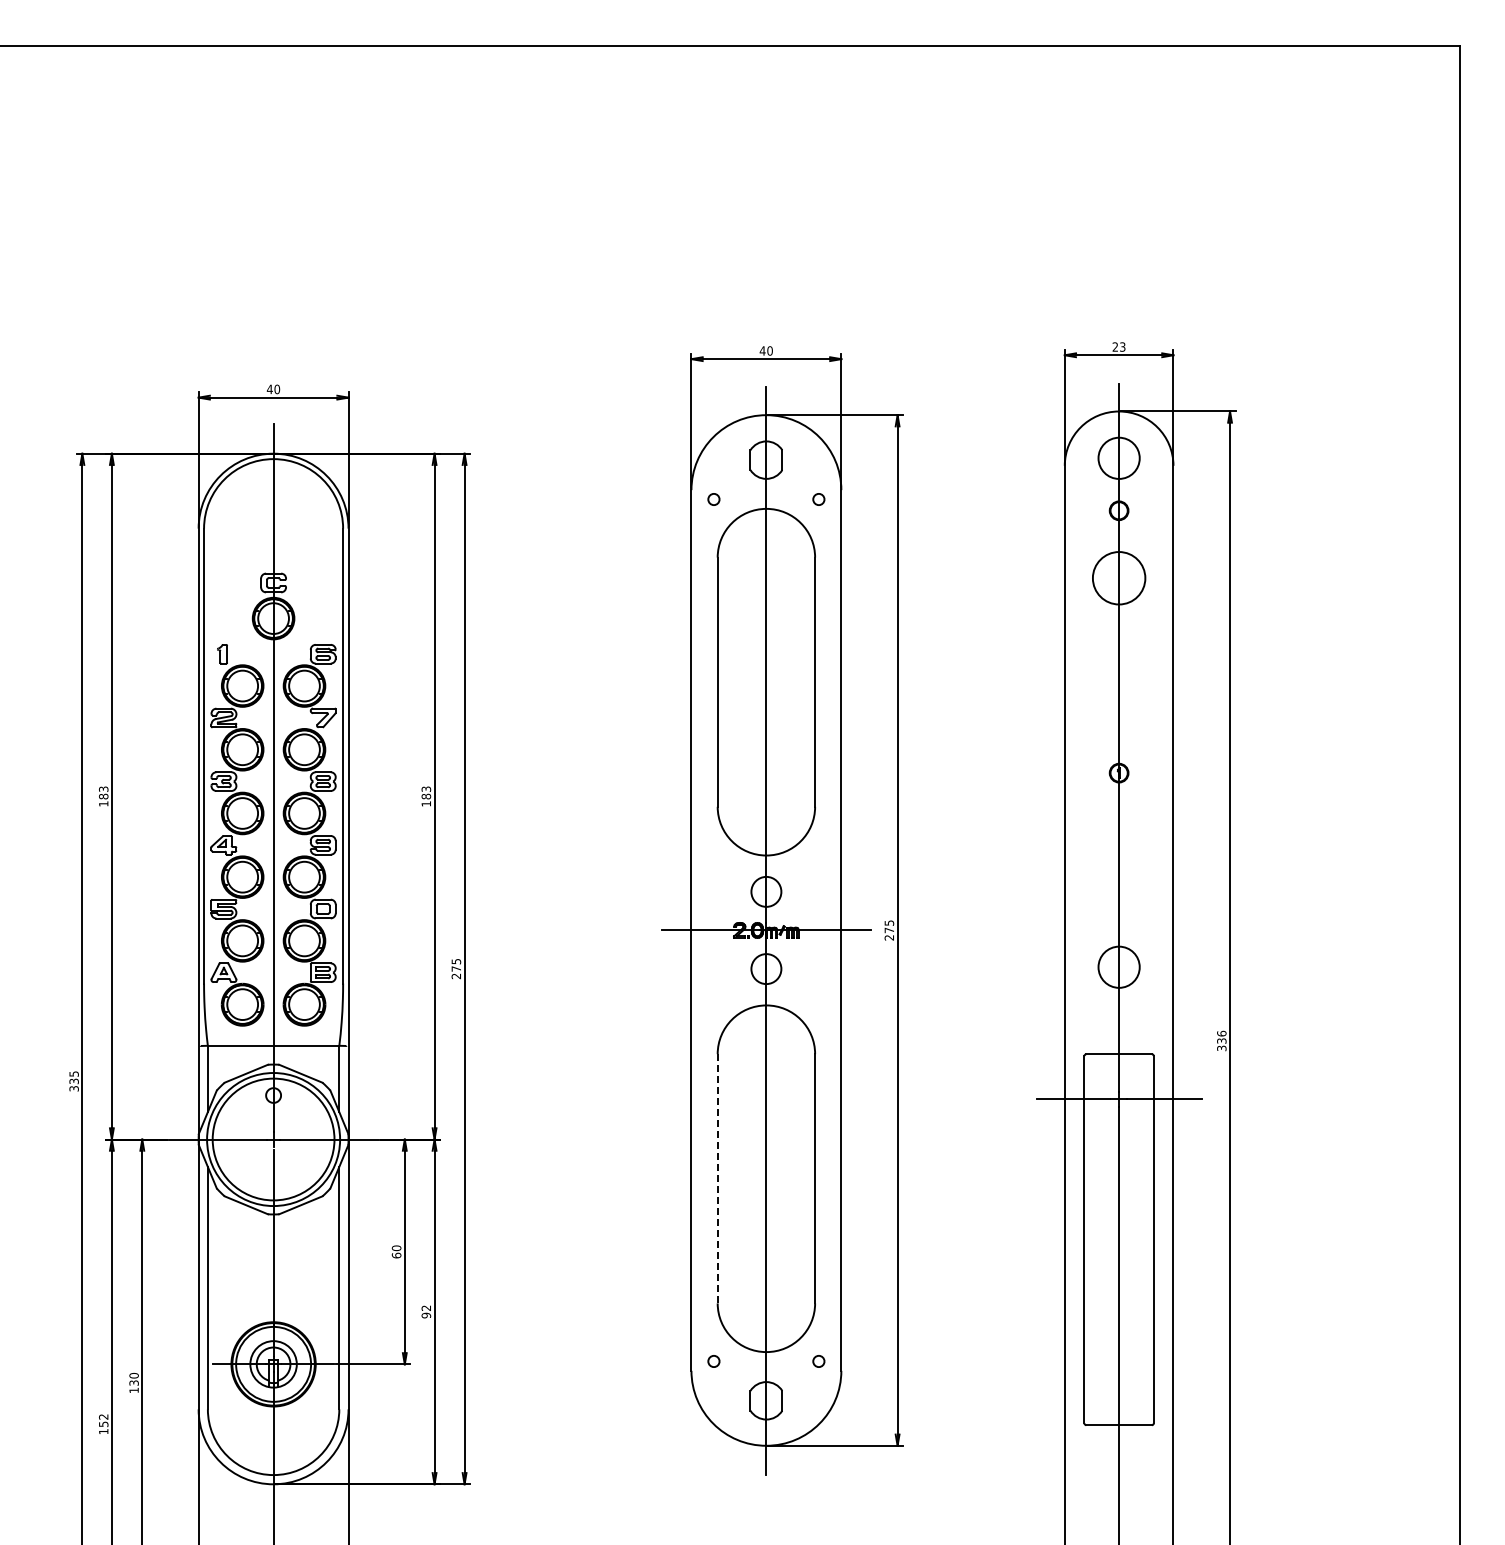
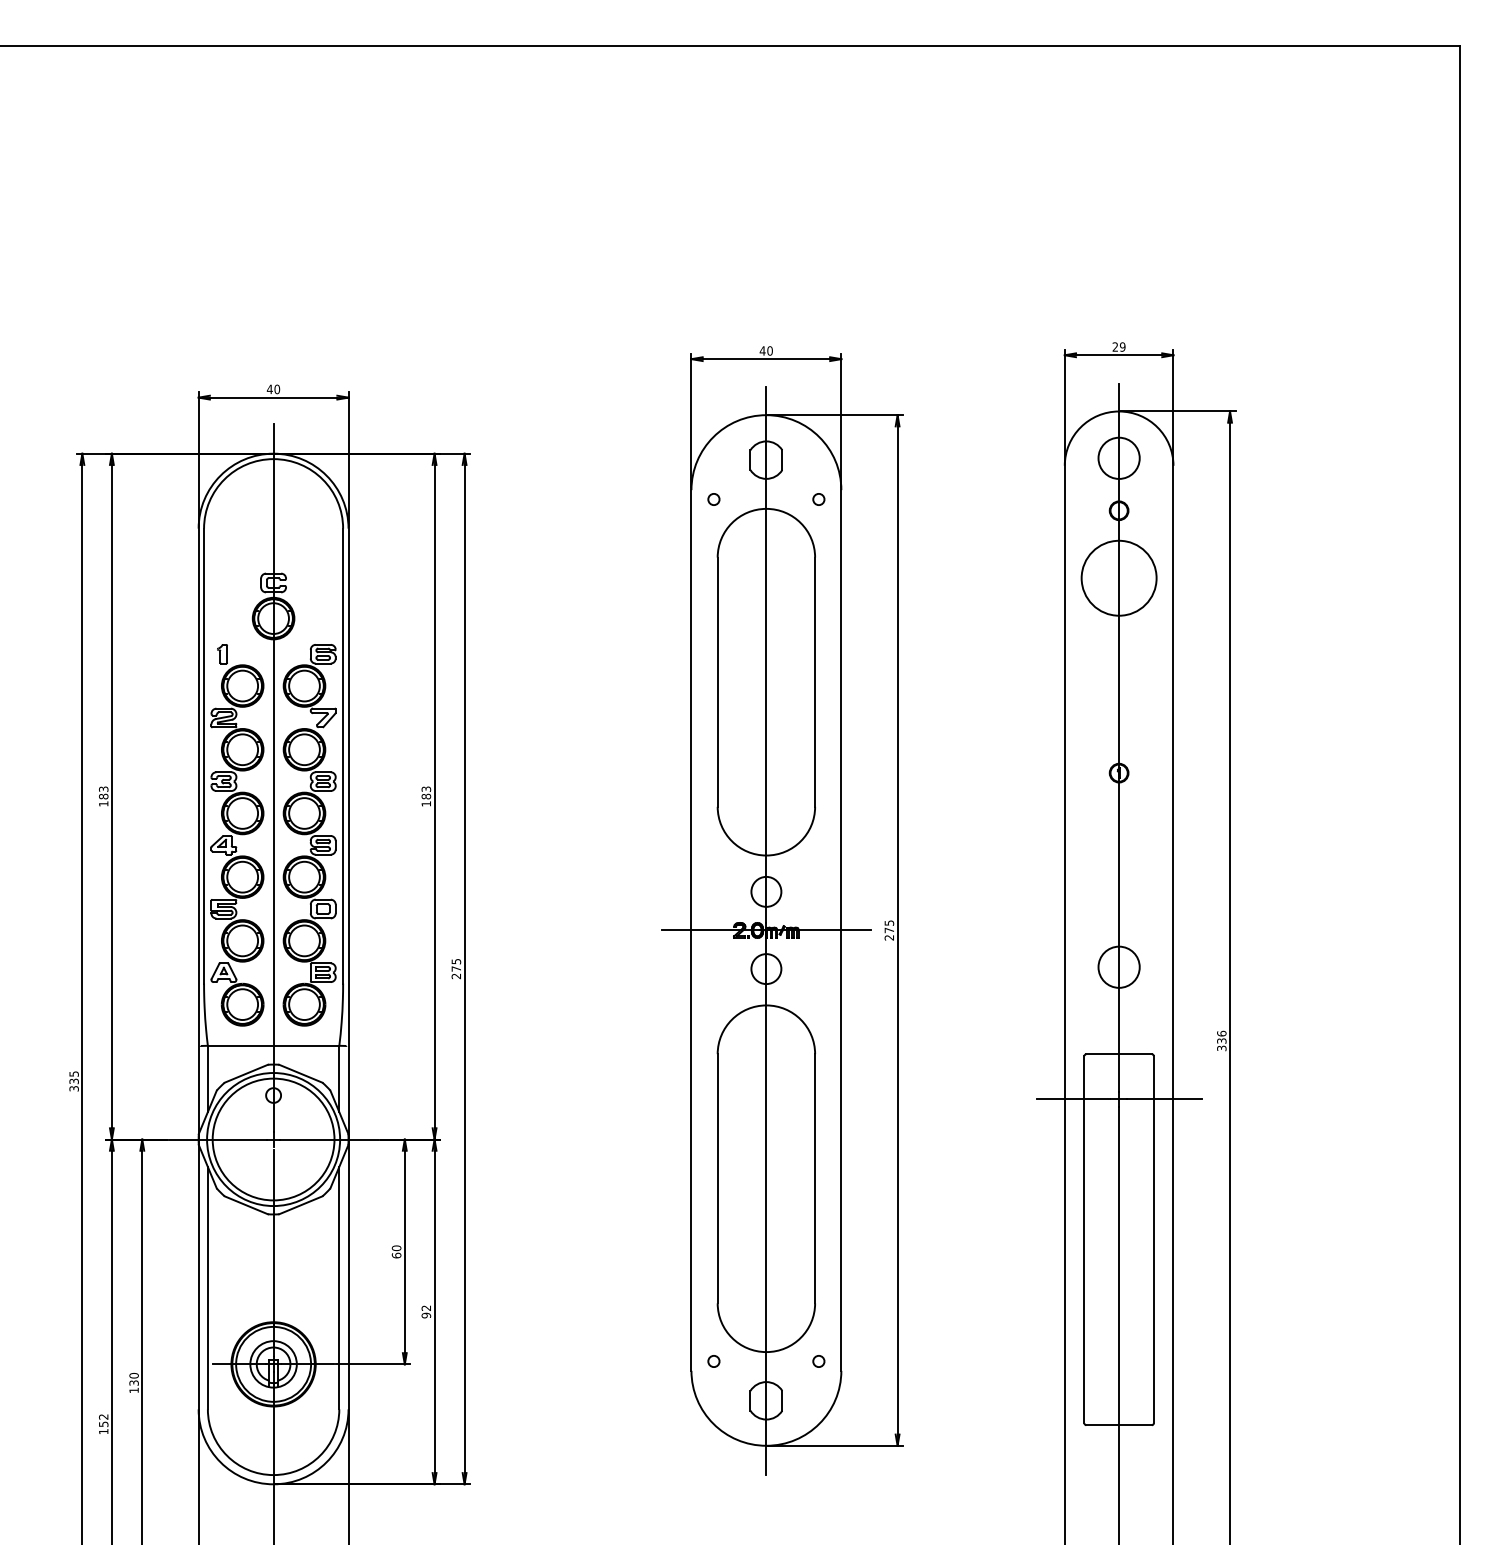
text: 23 -> 29 (1122, 346)
circle diameter: 52 px -> 75 px (1118, 577)
line: dashed -> solid (717, 1178)
